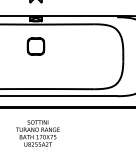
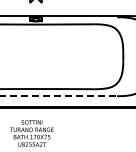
part: present -> none (35, 46)
line: solid -> dashed (59, 96)
text position: (37, 133) -> (31, 133) (31, 133)
